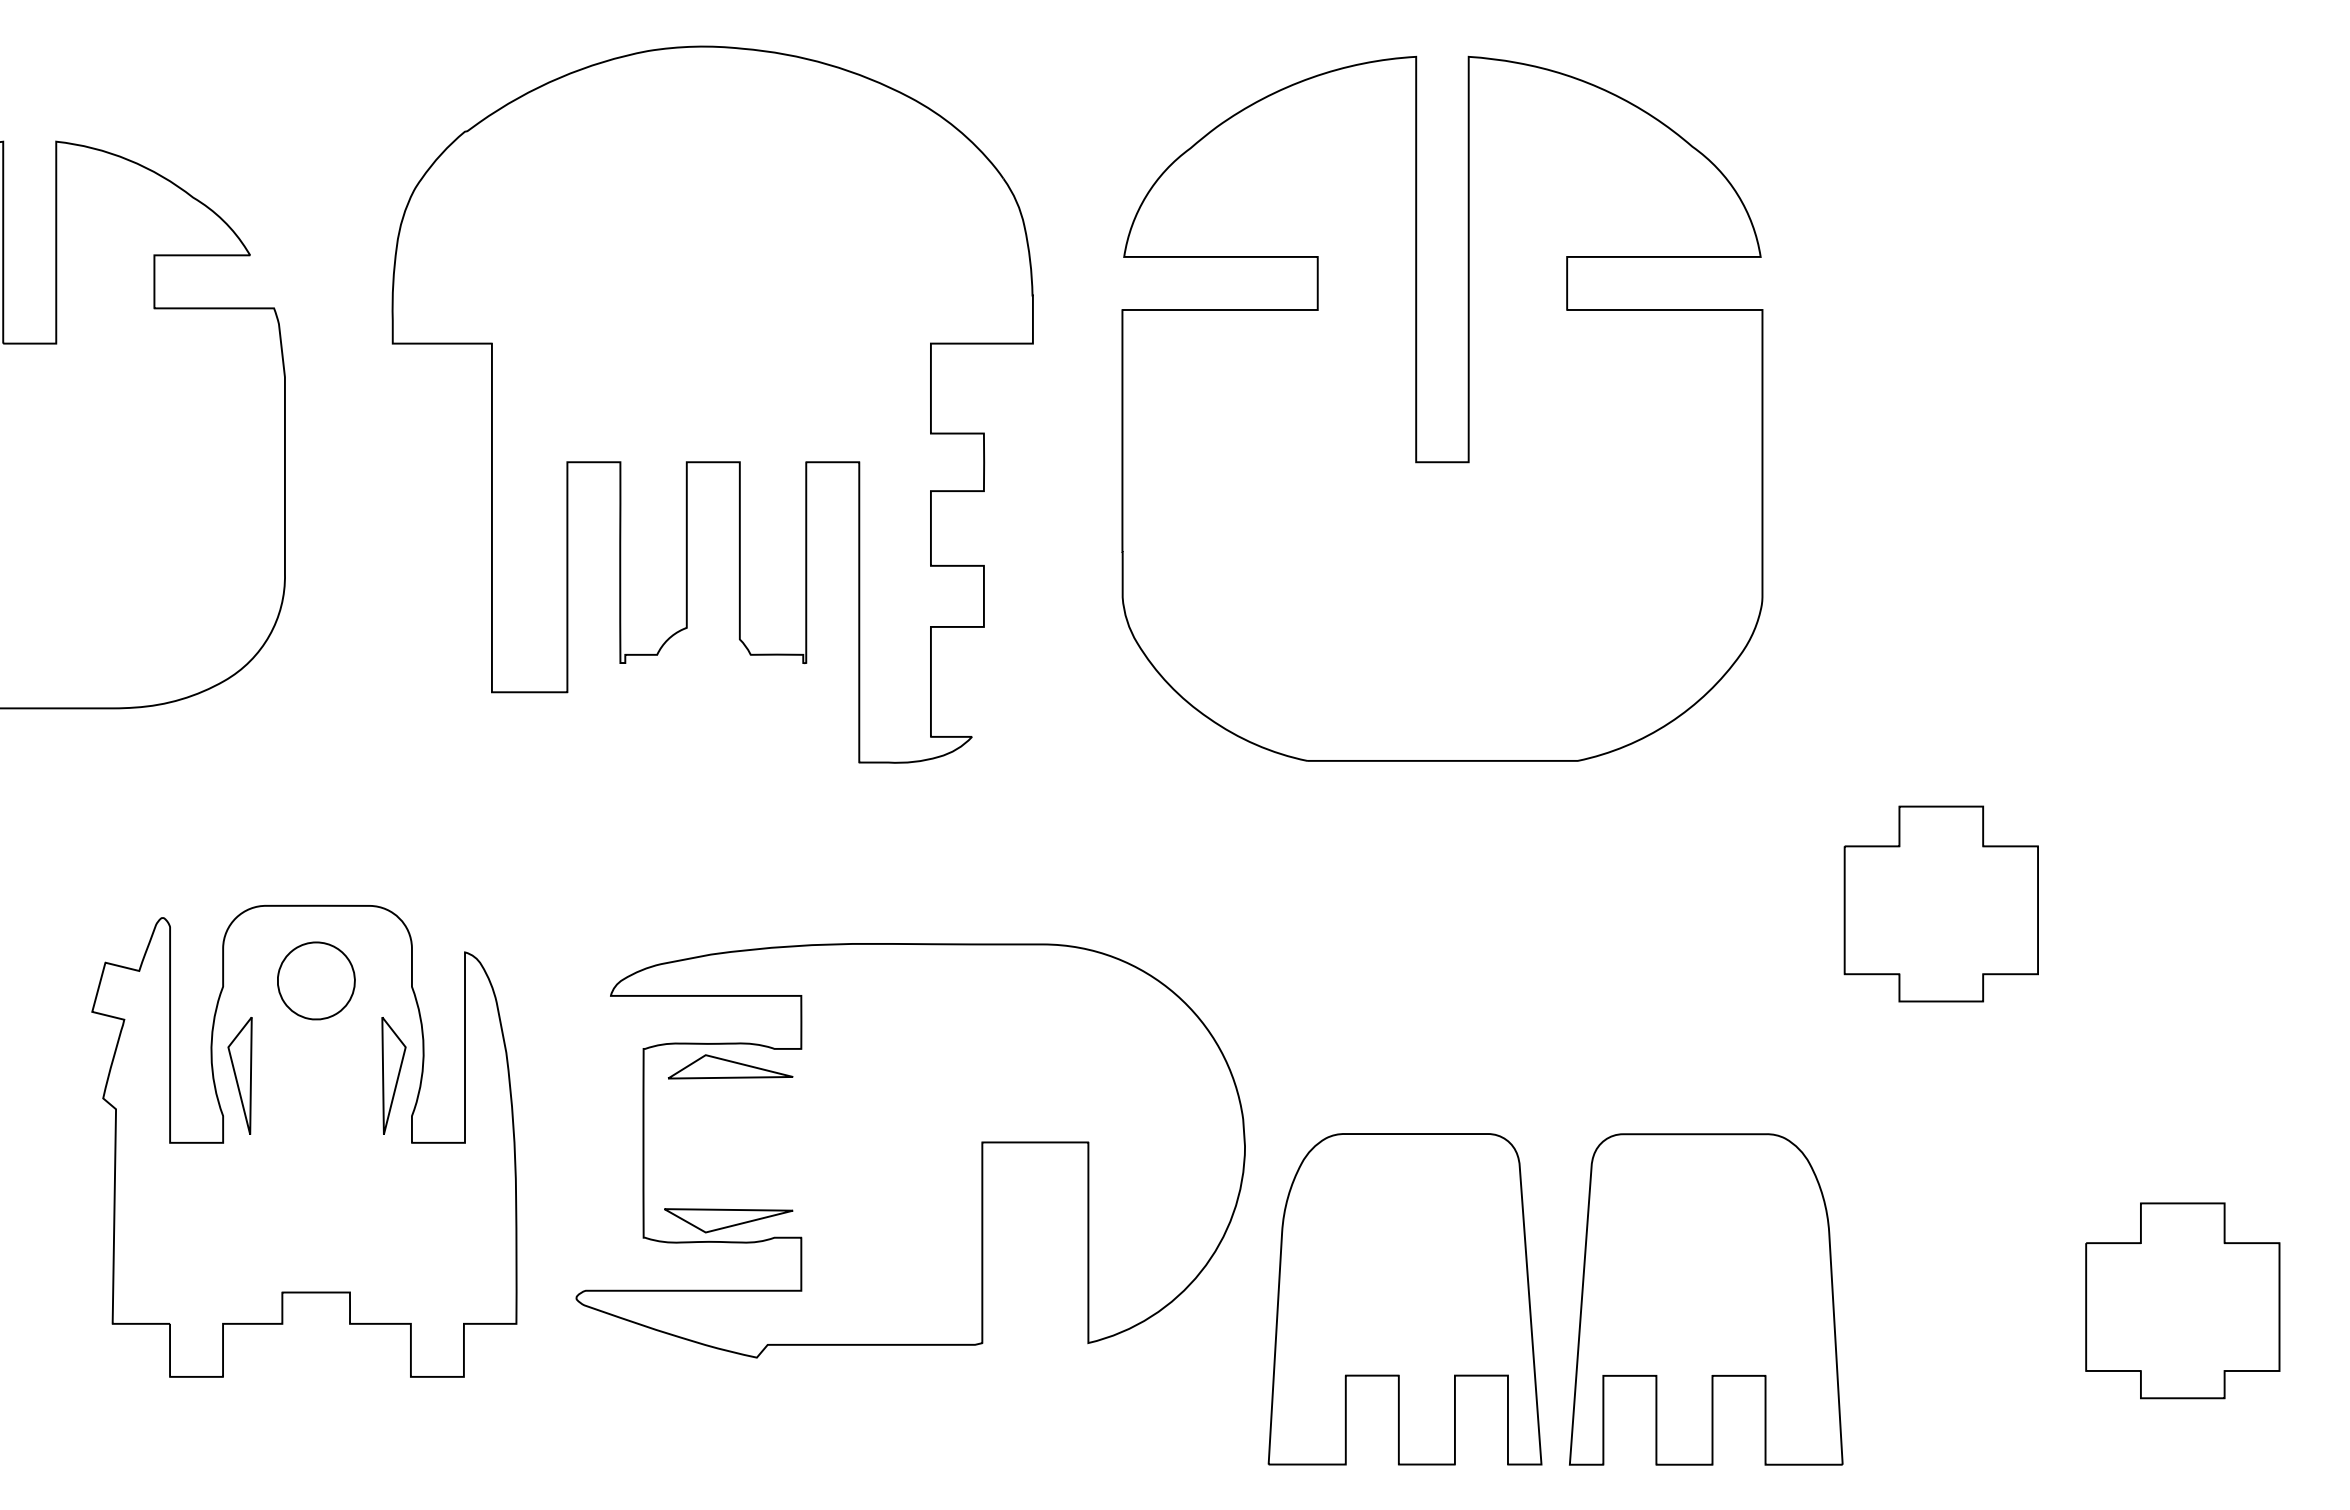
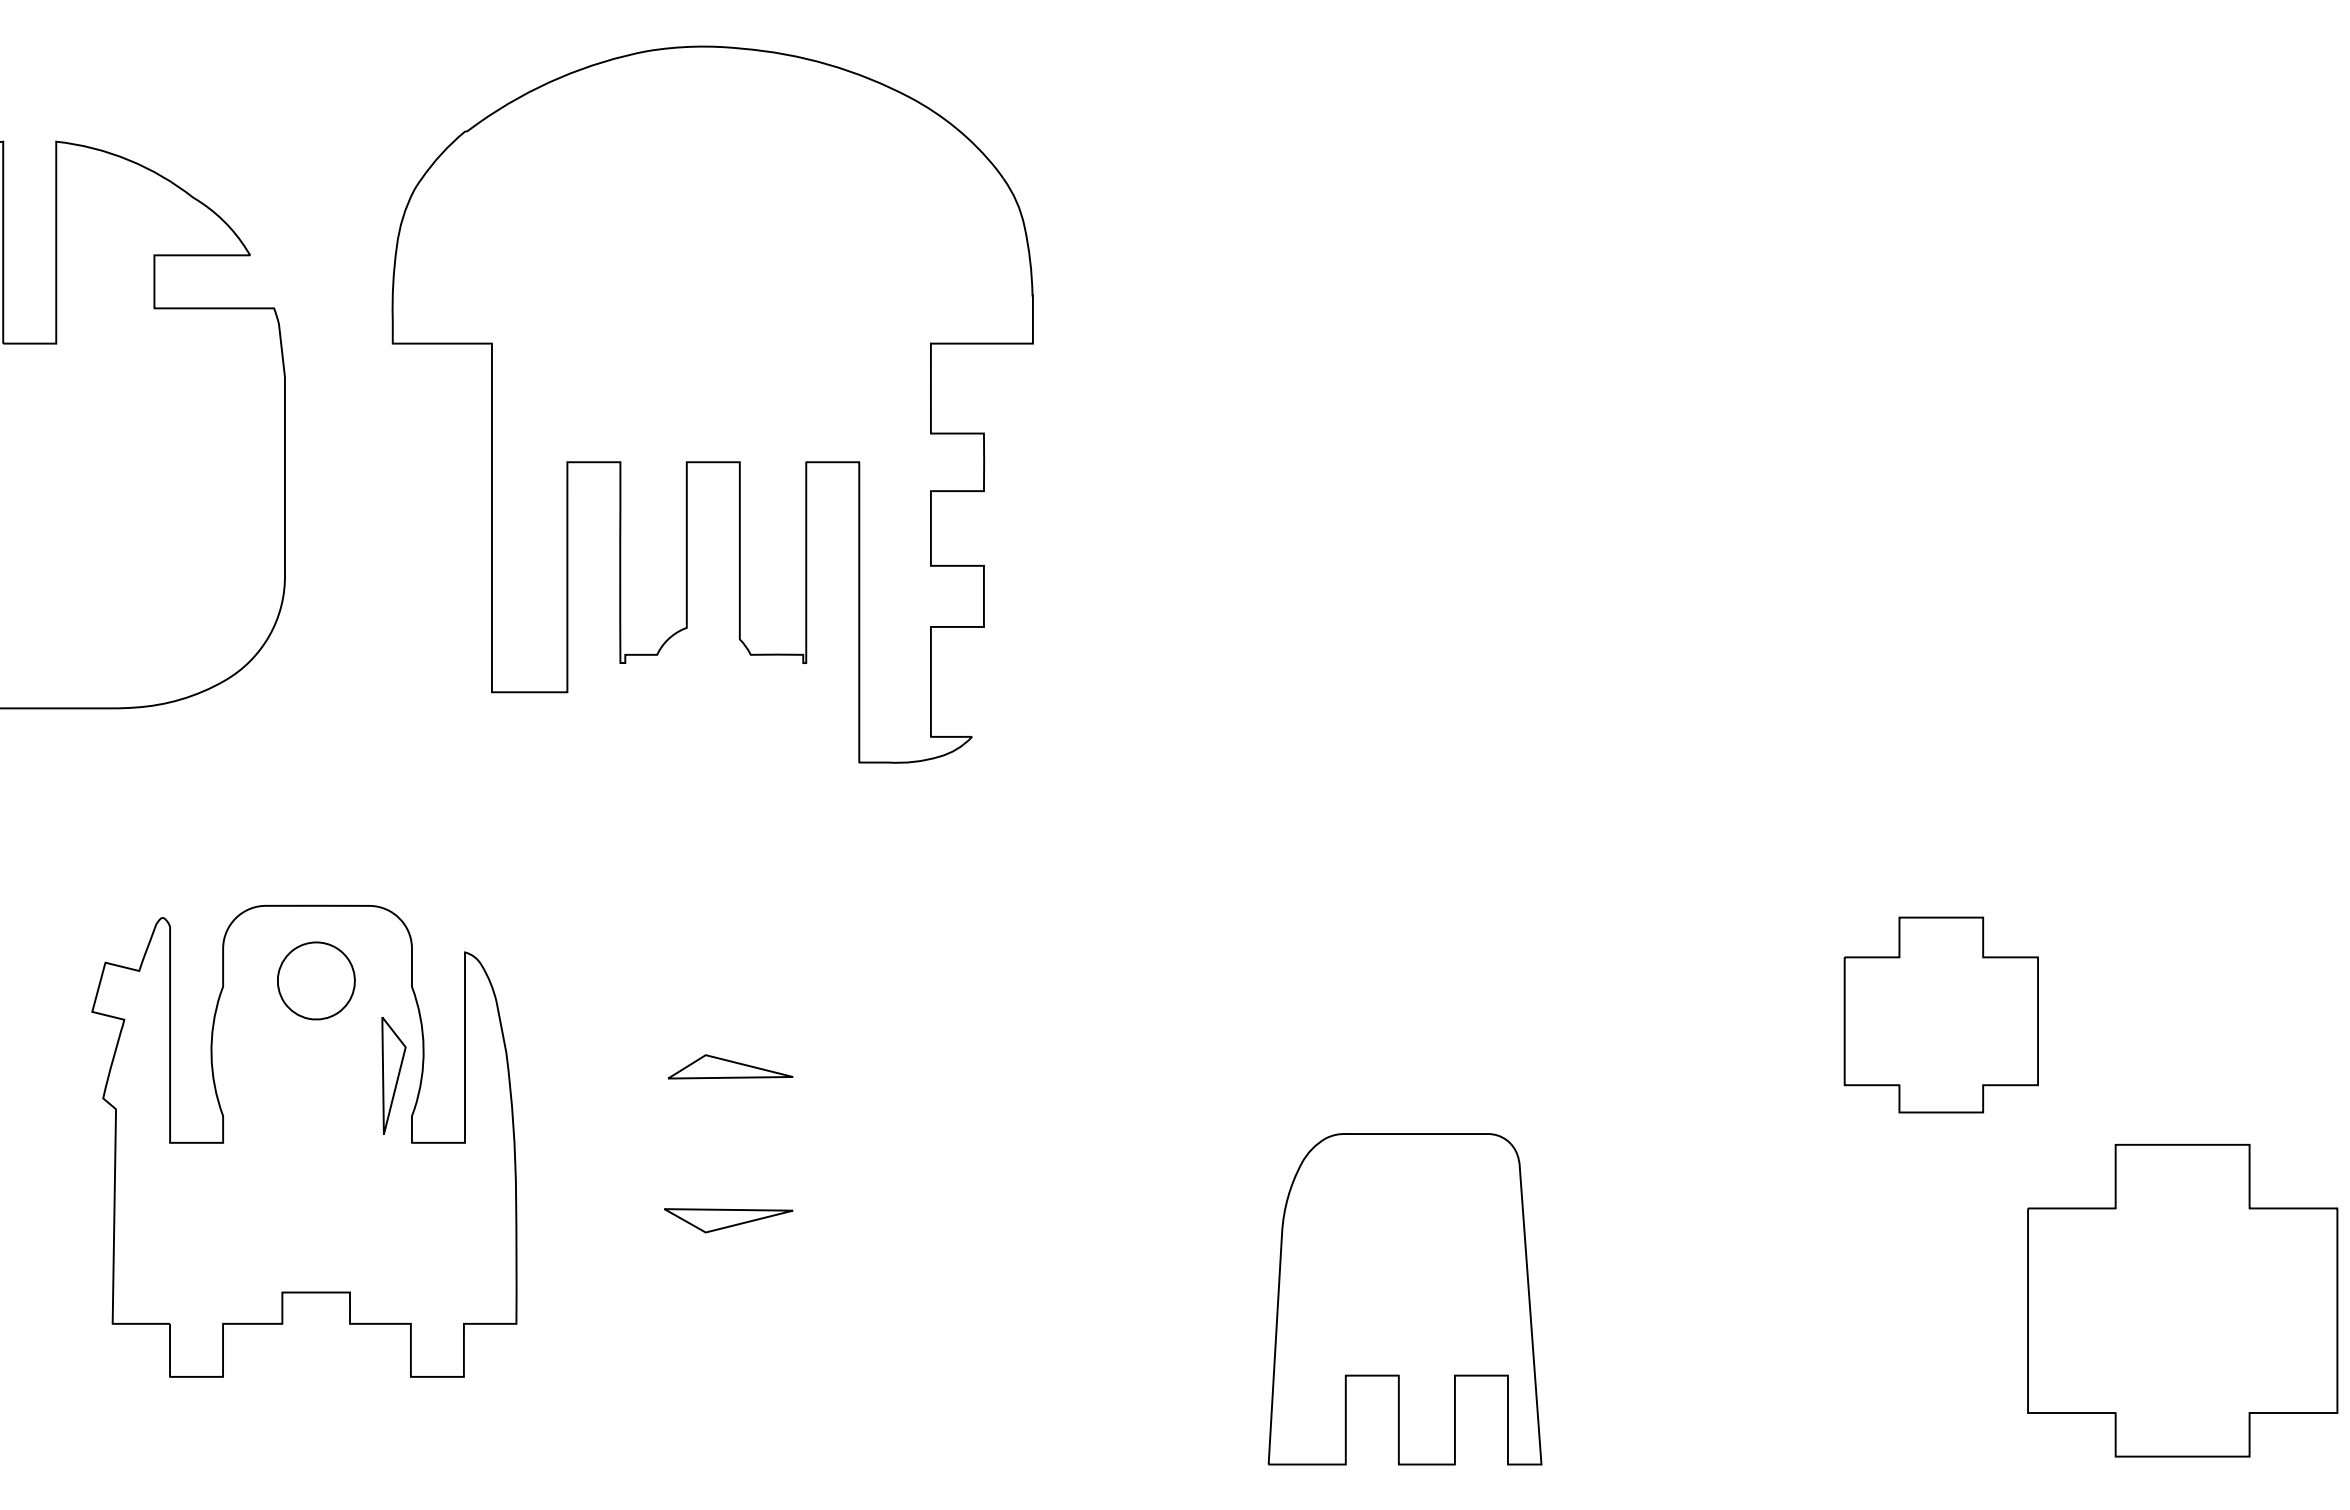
part: present -> none (1417, 408)
part position: (1940, 903) -> (1940, 1014) (1940, 1014)
part: present -> none (239, 1075)
part: present -> none (910, 1150)
part: present -> none (1706, 1299)
part size: 196x198 px -> 312x315 px (2182, 1300)
